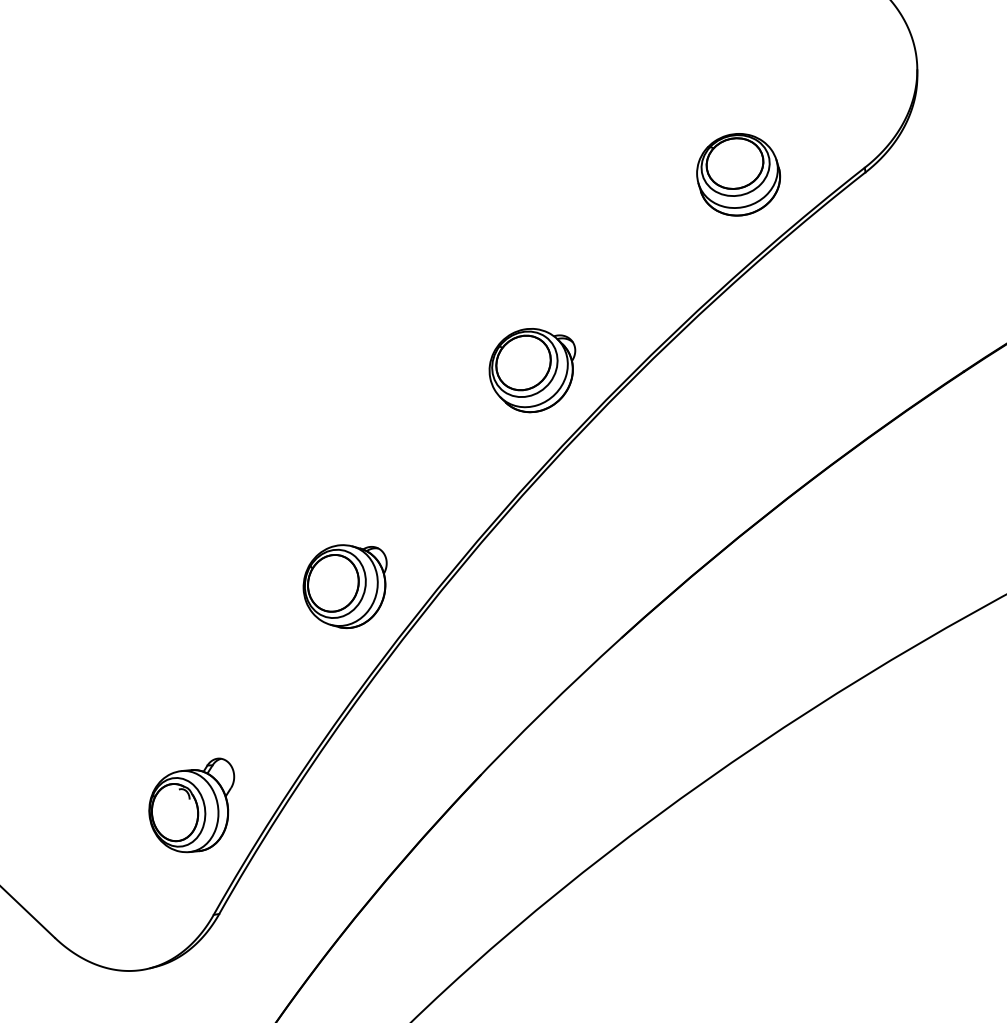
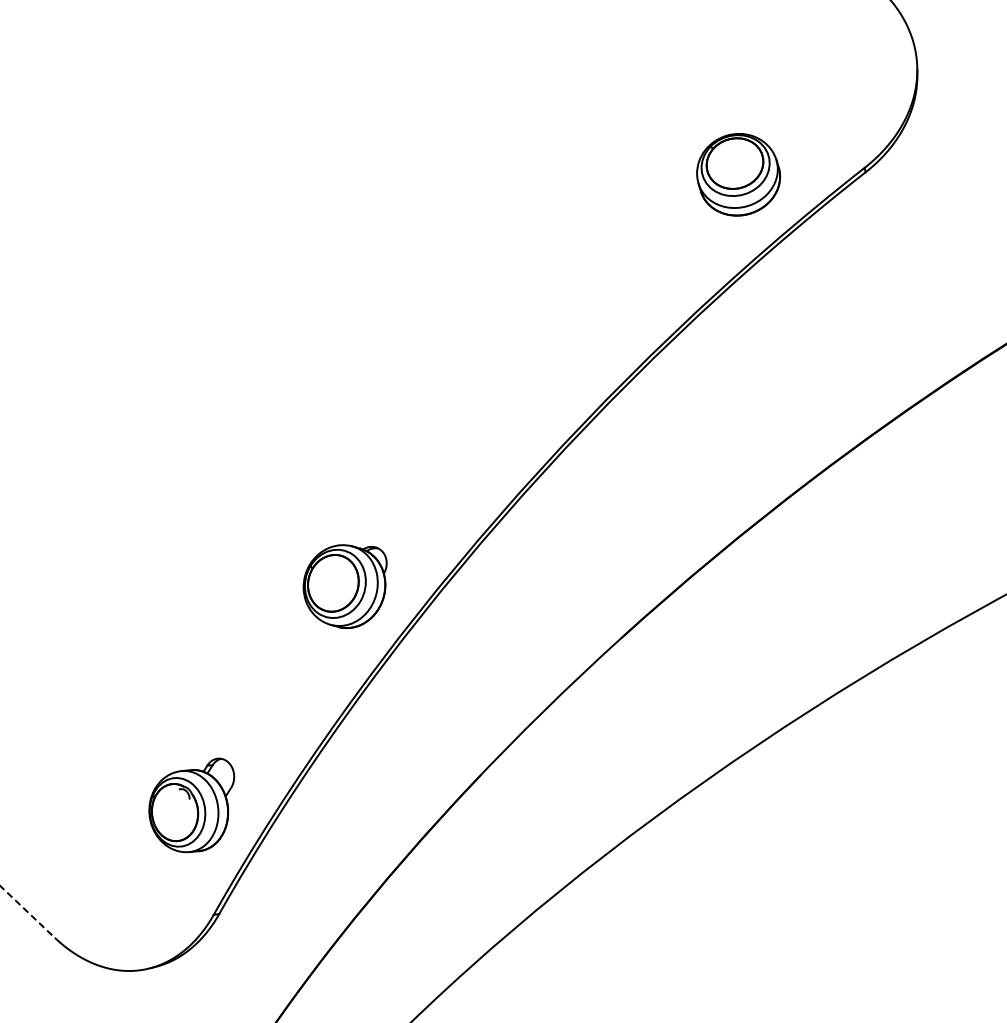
part: present -> none (532, 370)
line: solid -> dashed (28, 912)
